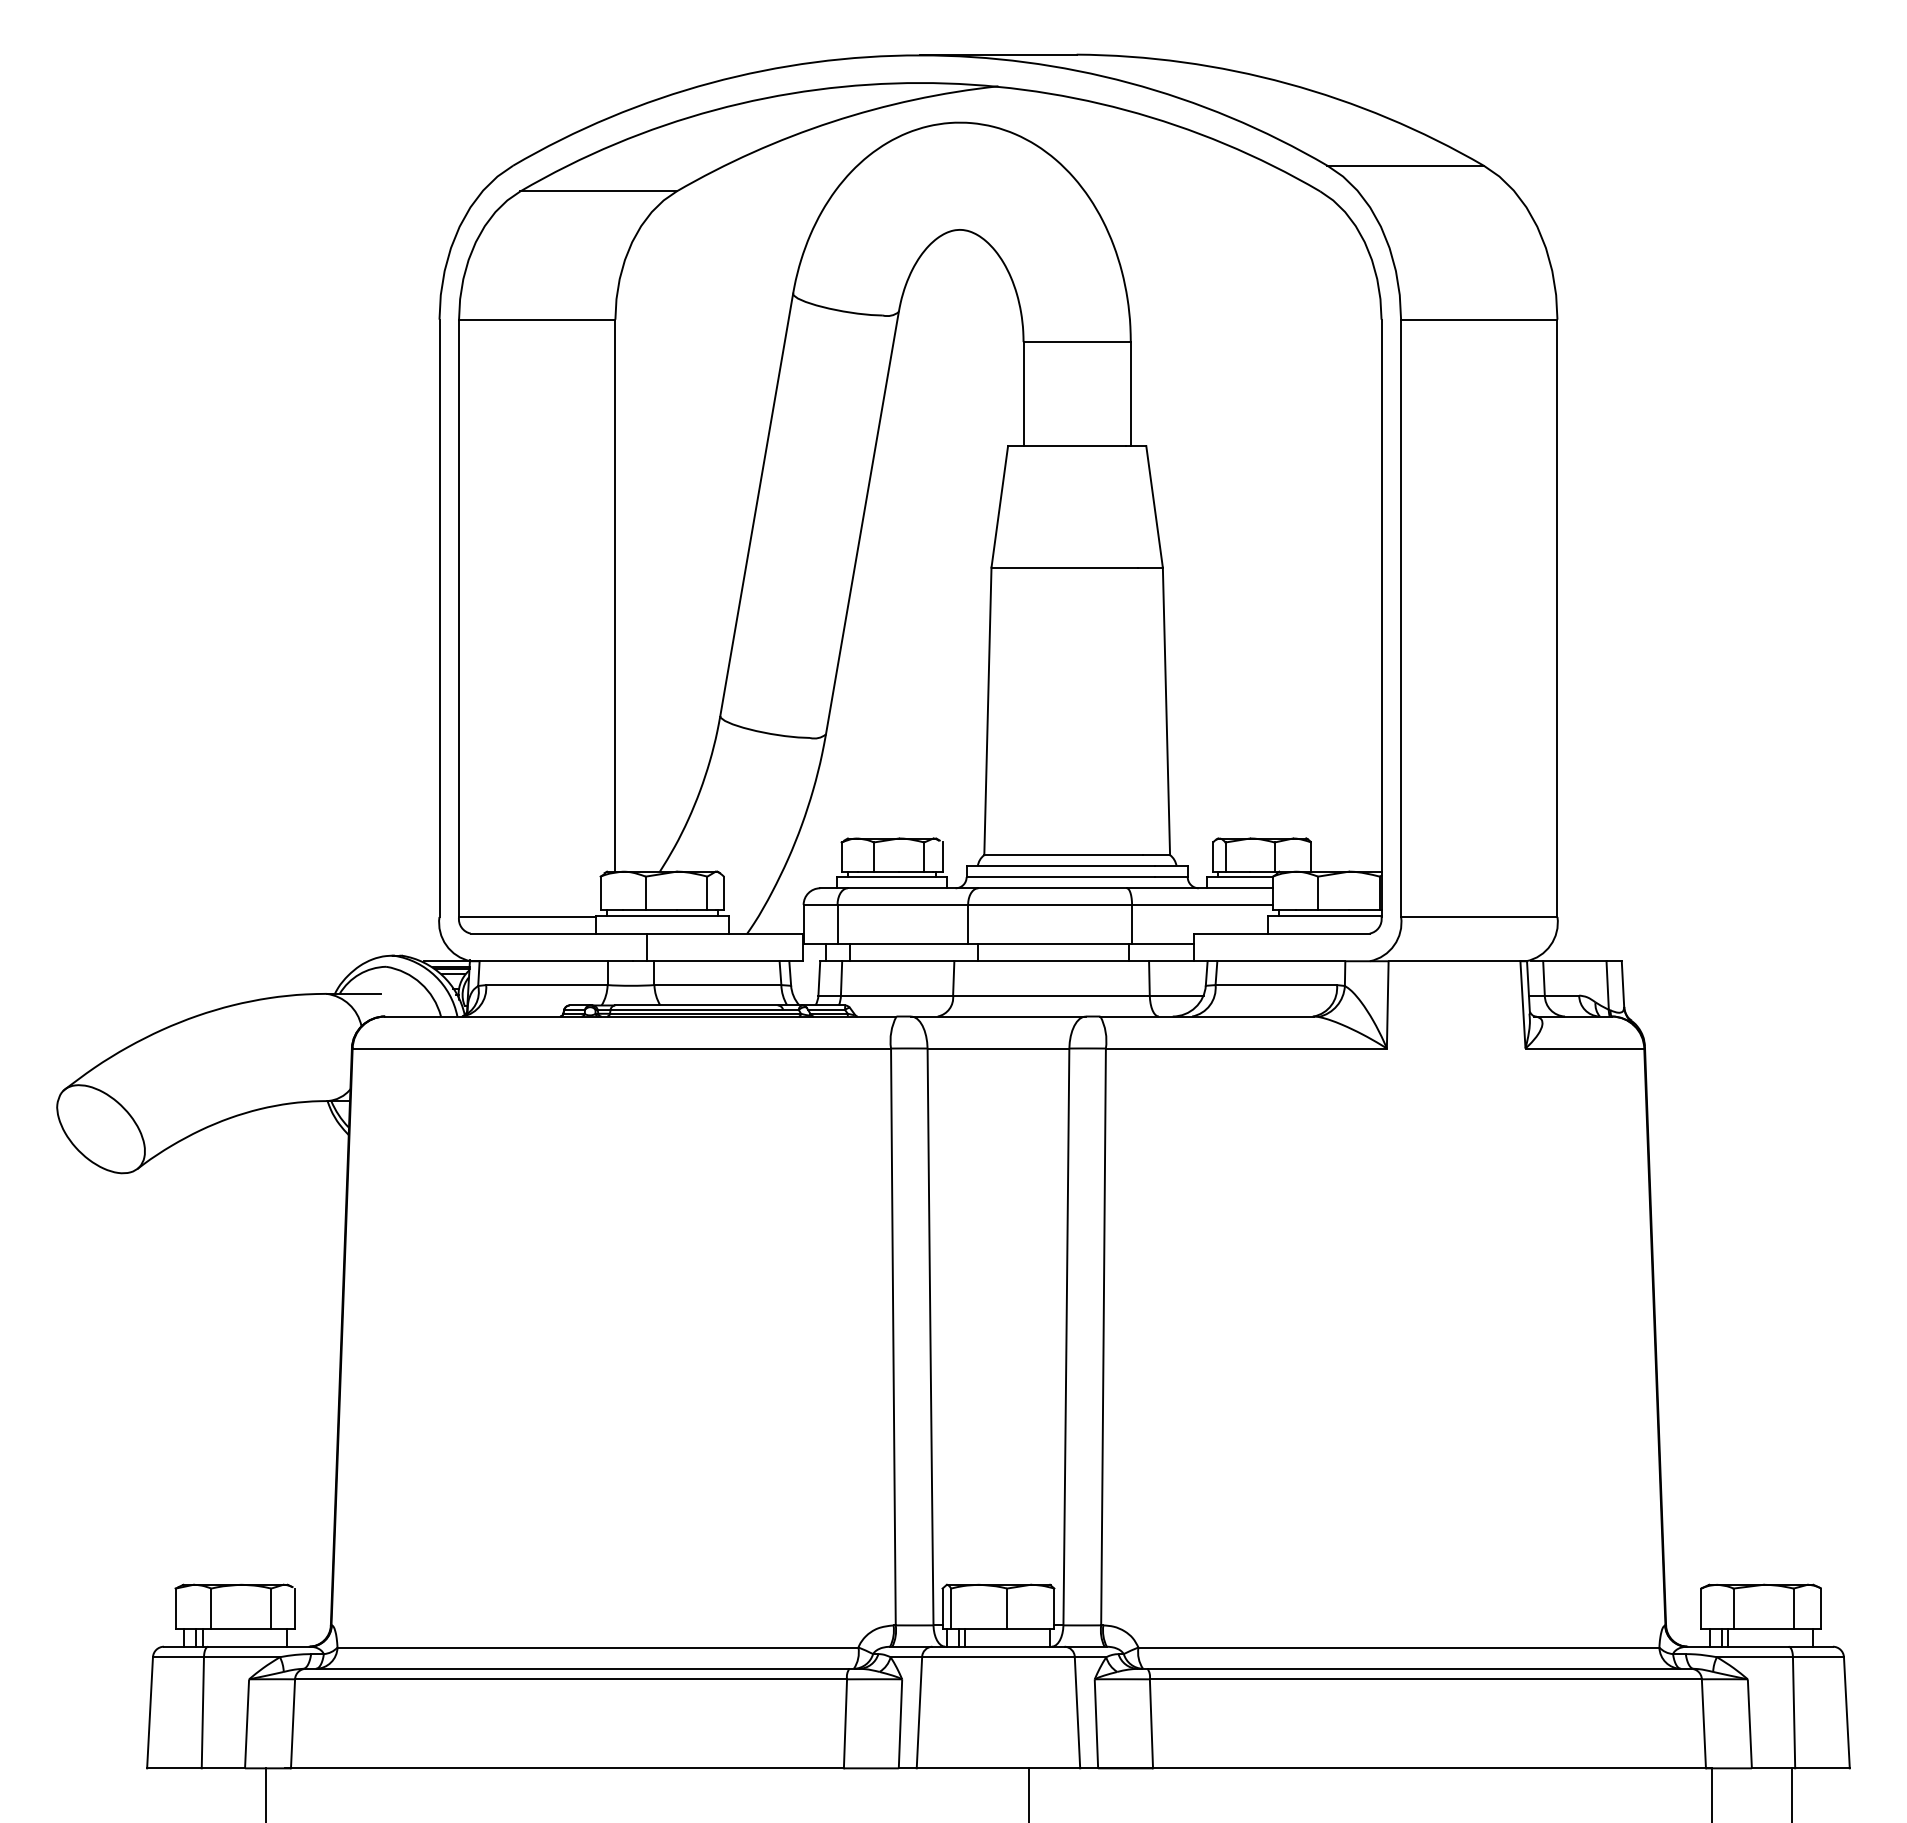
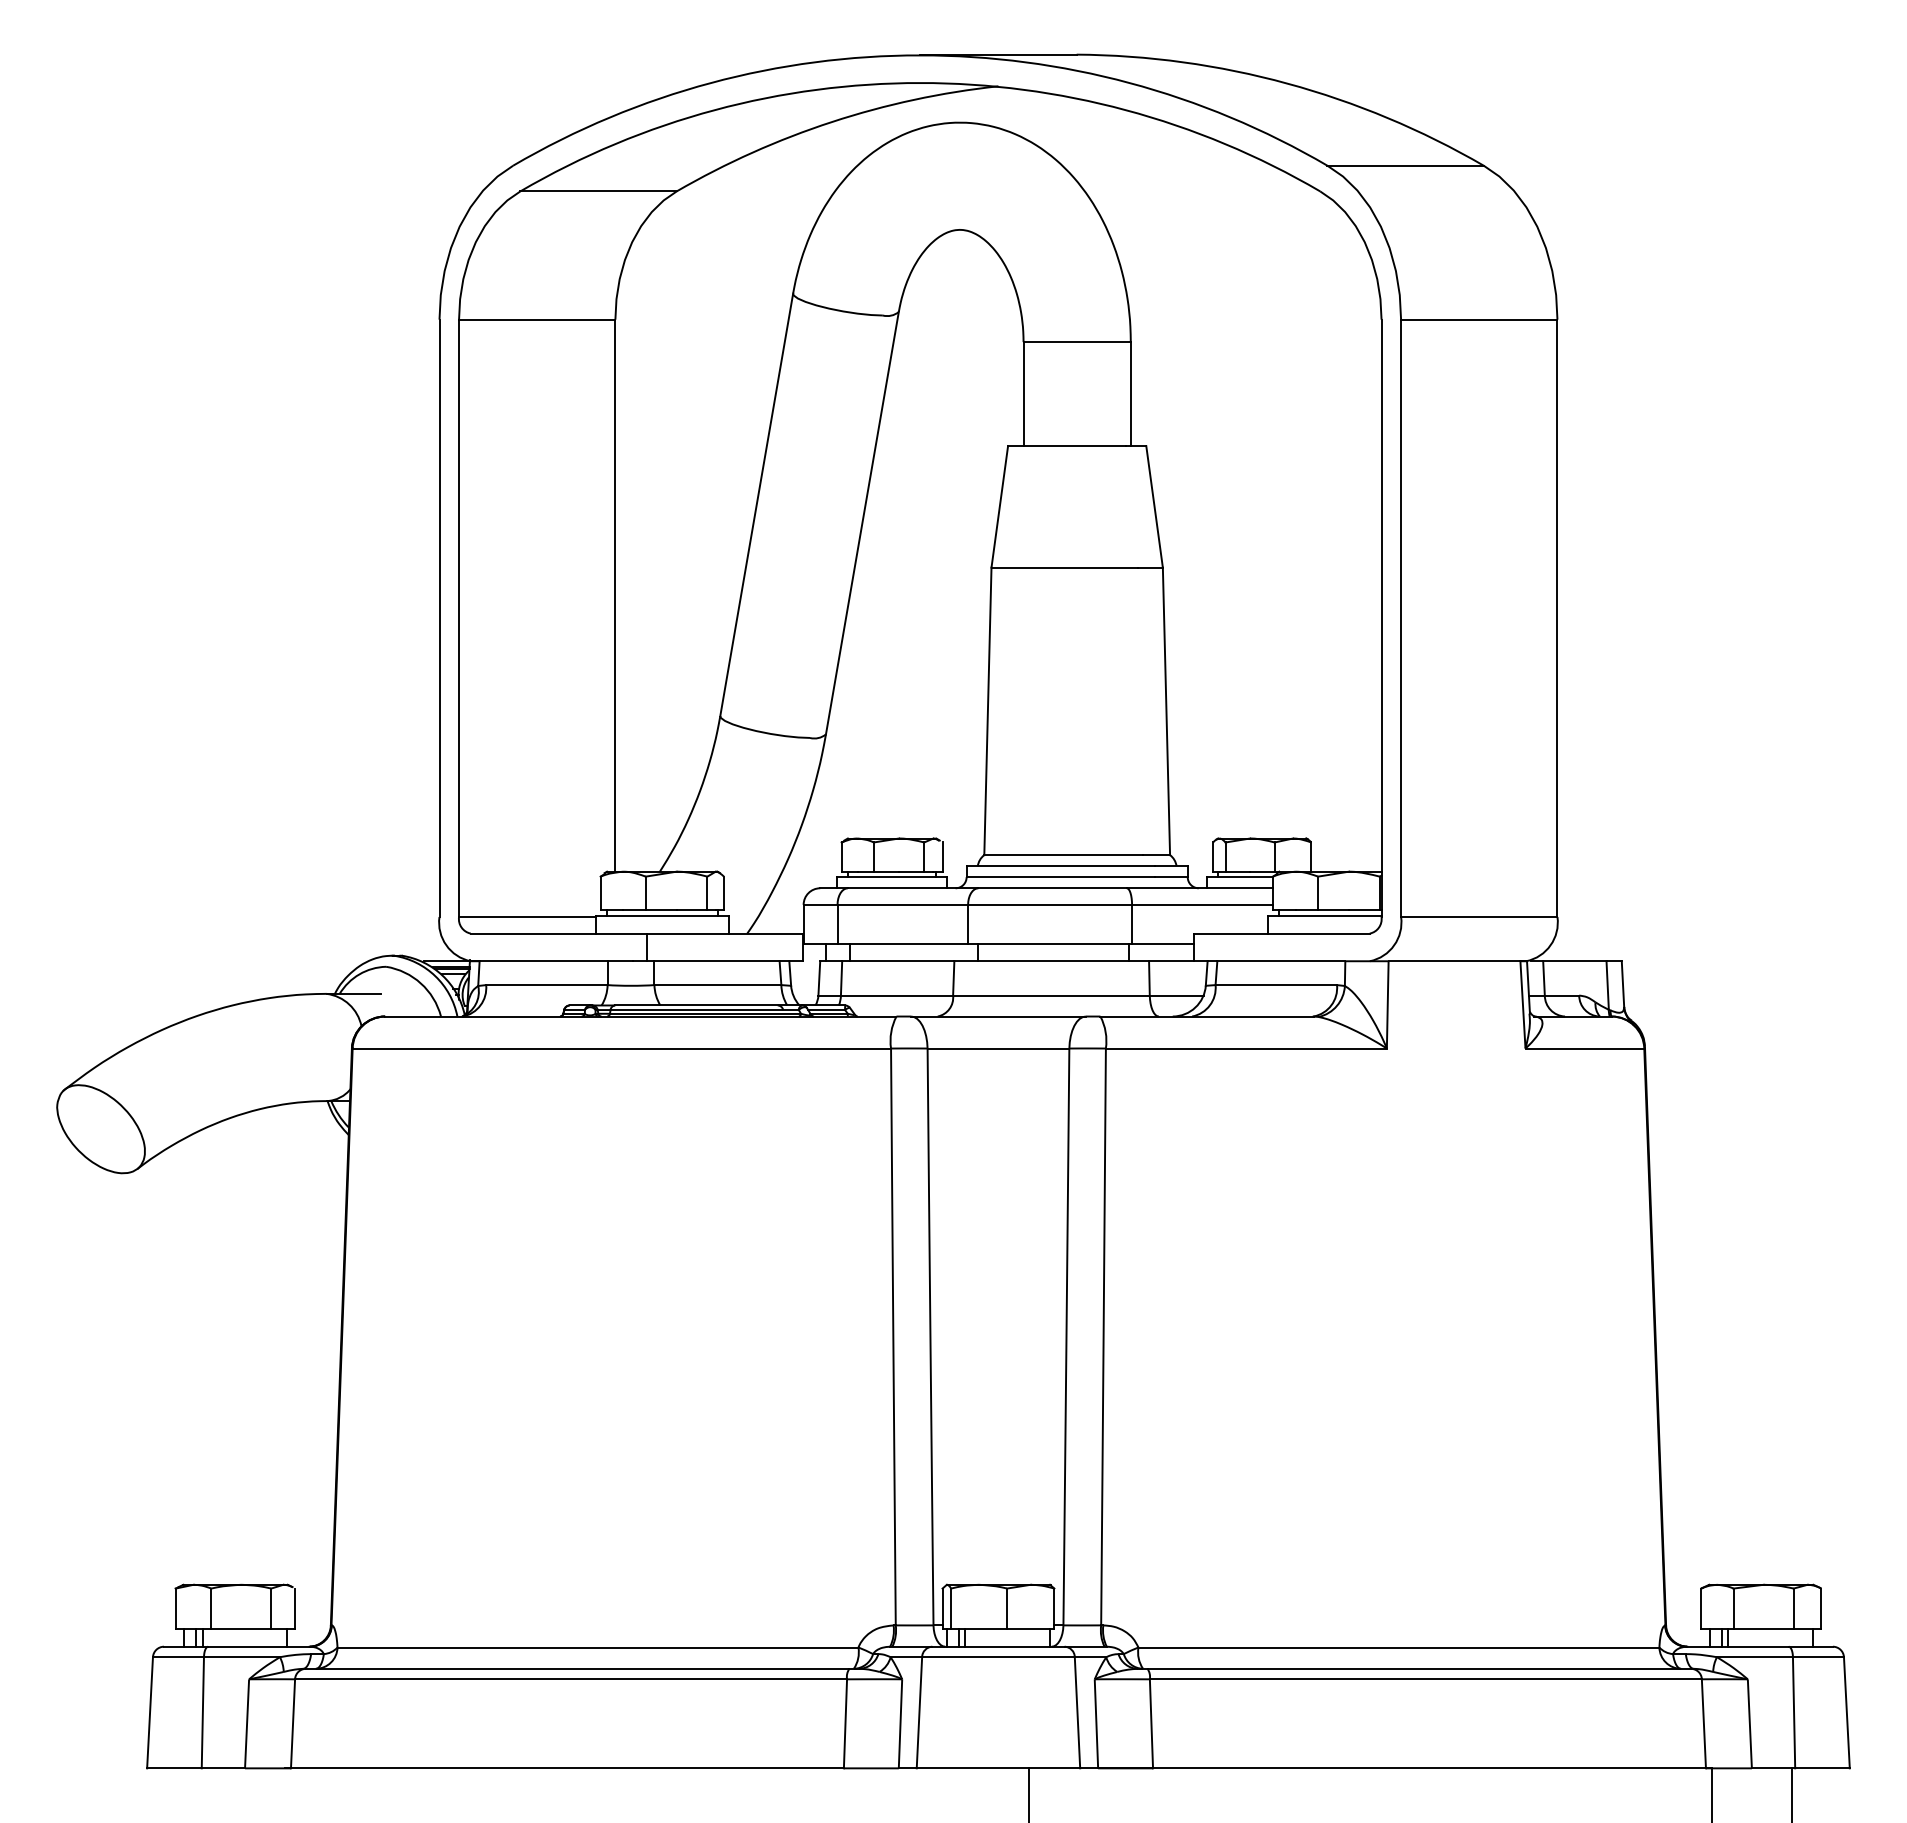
line: present -> none (266, 1793)
